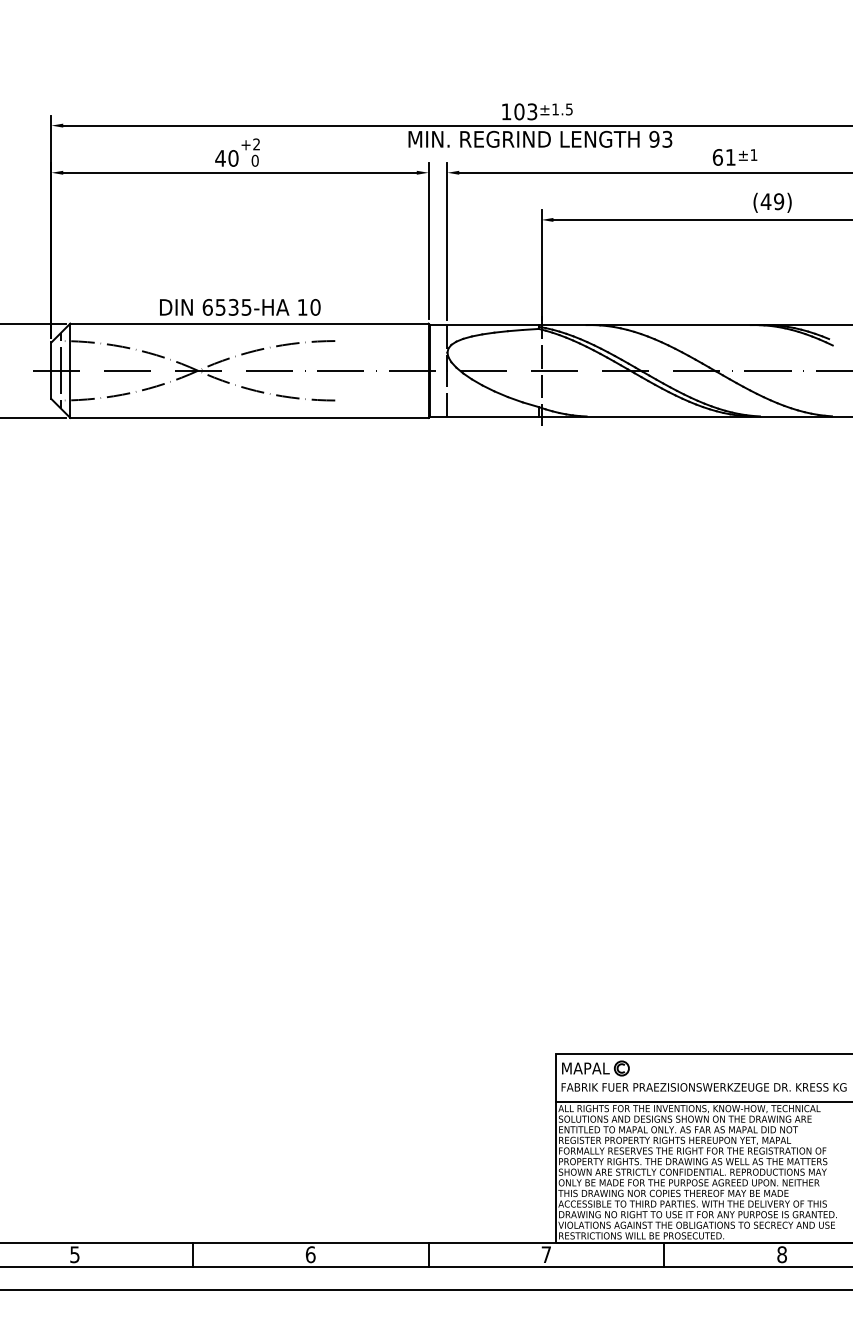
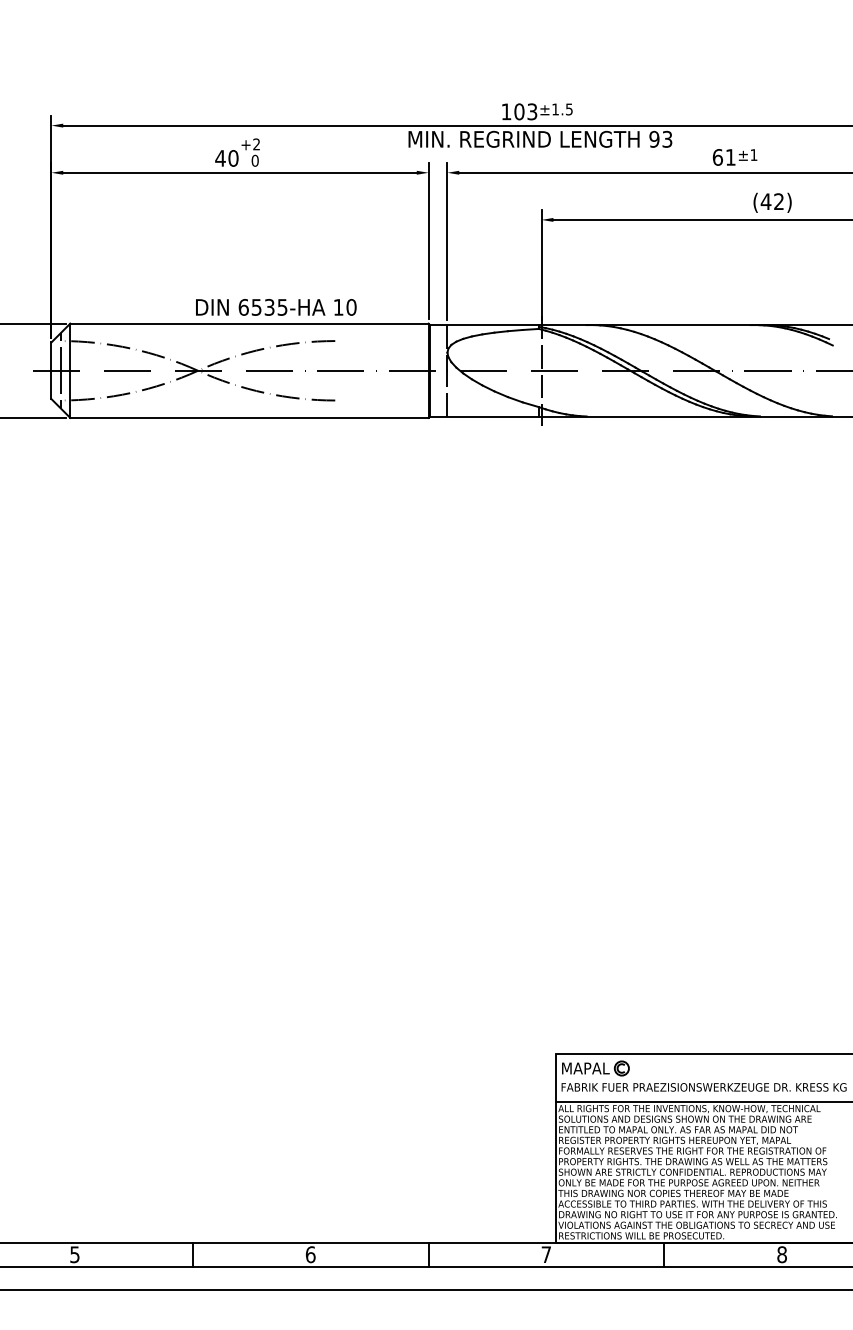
text: (49) -> (42) (779, 201)
text position: (240, 307) -> (276, 307) (276, 307)
